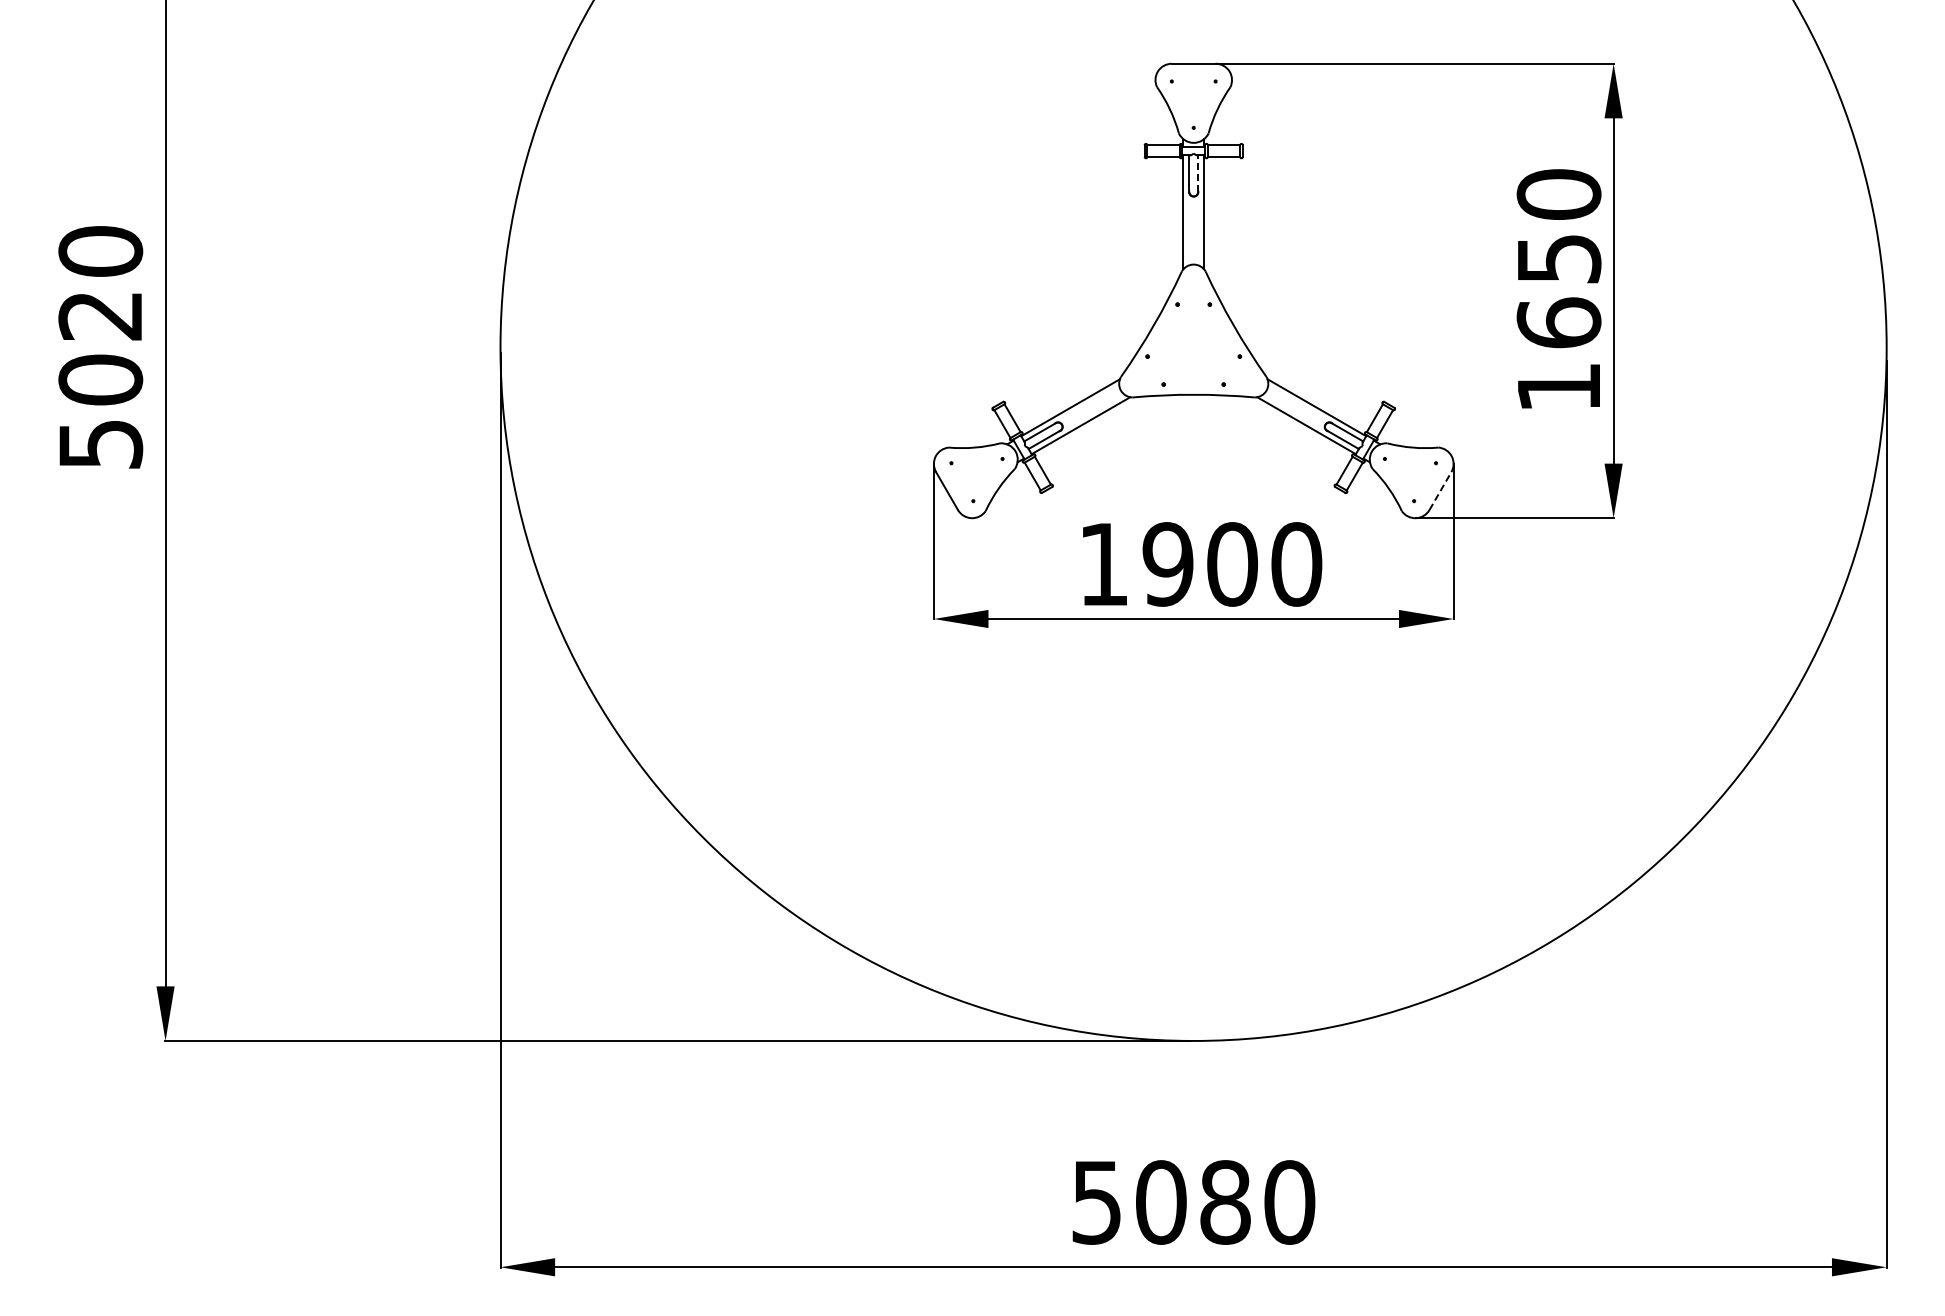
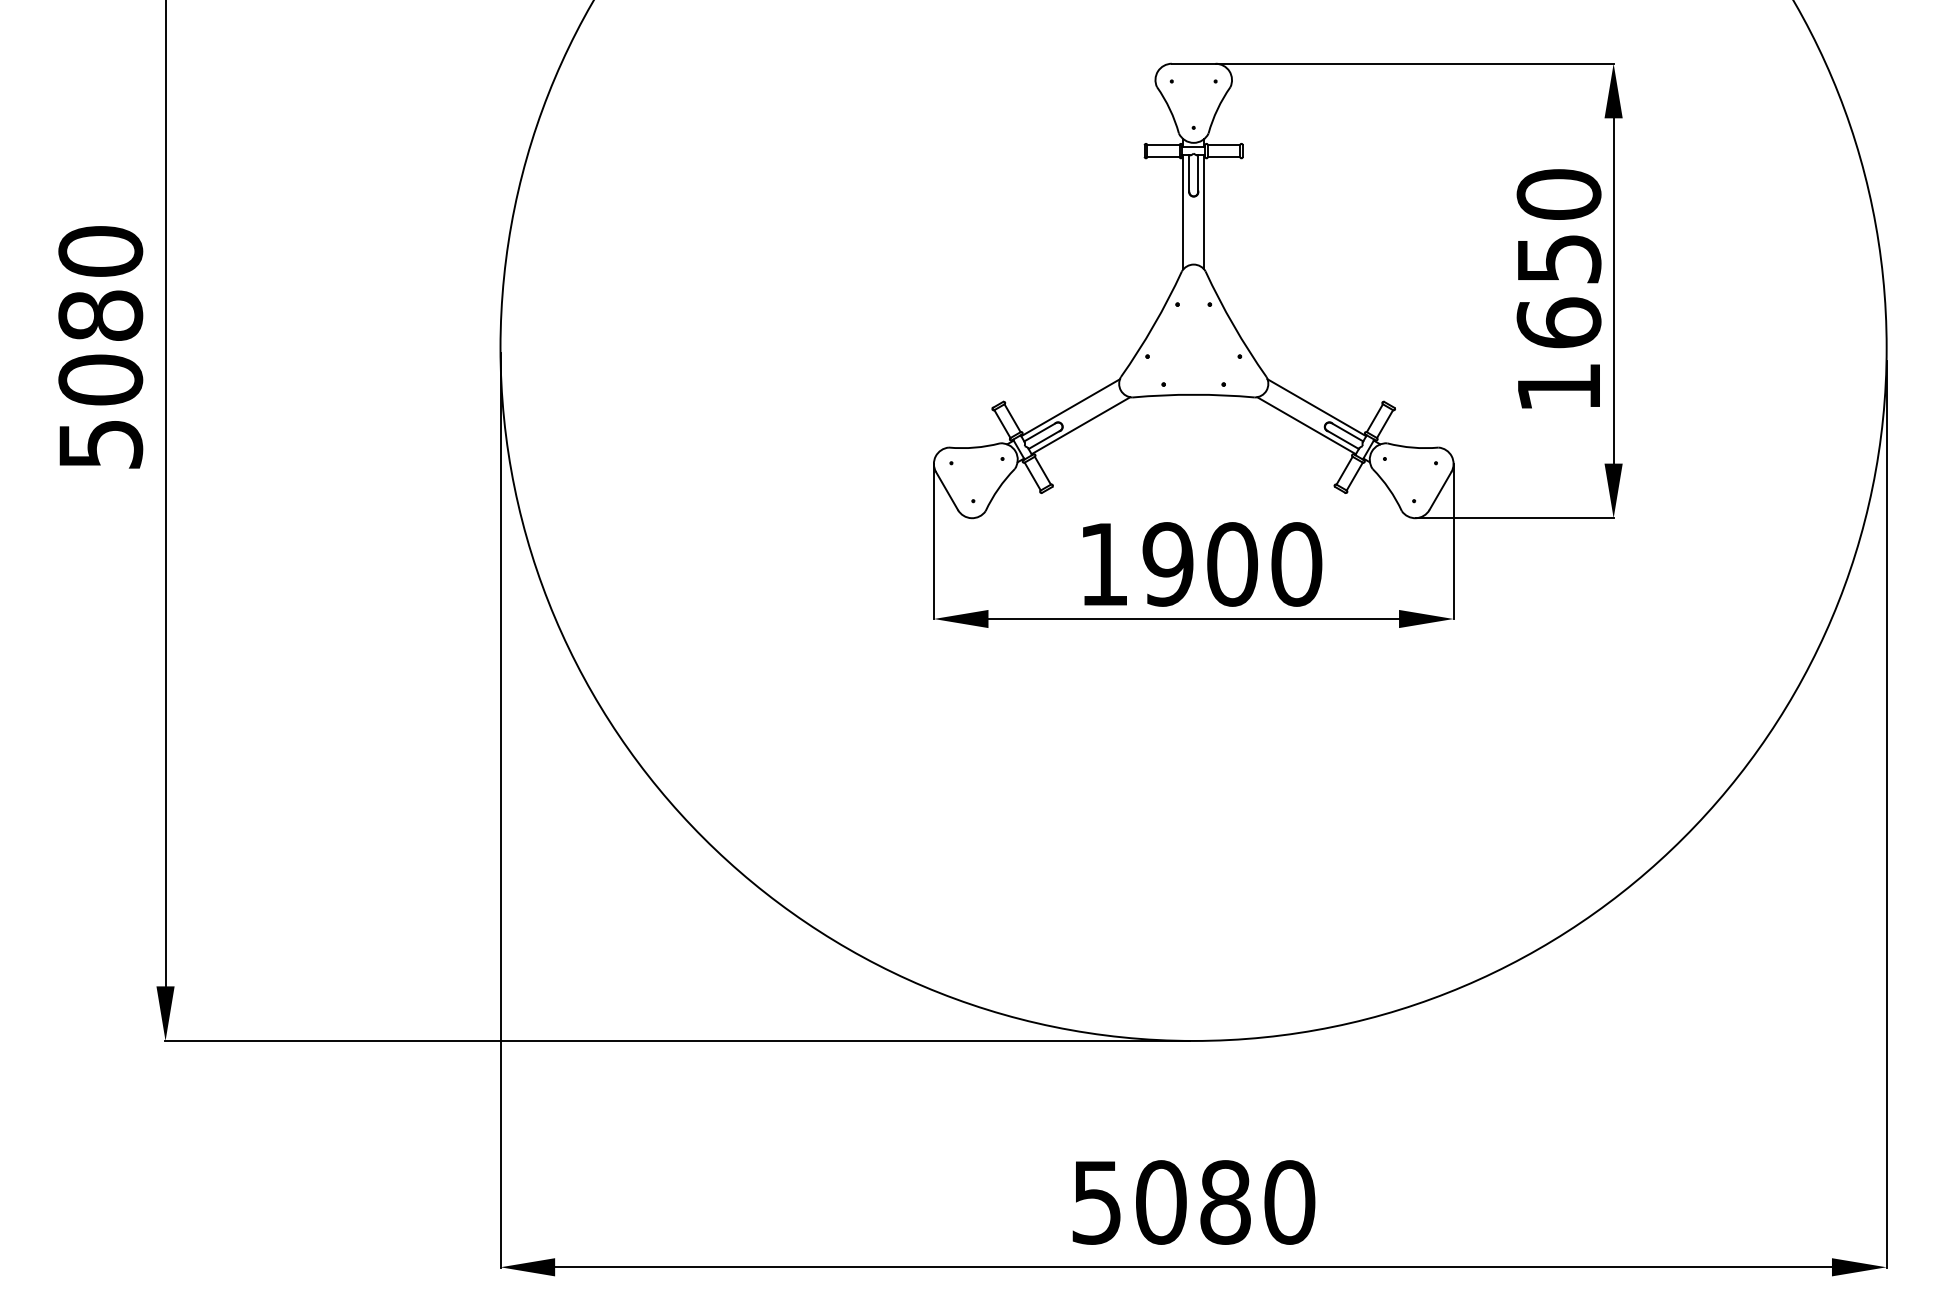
line: dashed -> solid (1198, 173)
text: 5020 -> 5080 (100, 315)
line: dashed -> solid (1440, 491)
